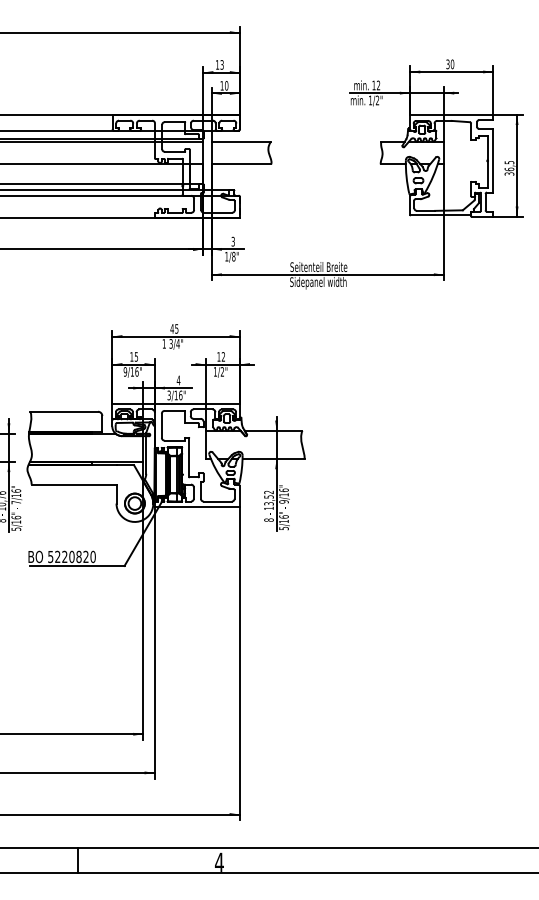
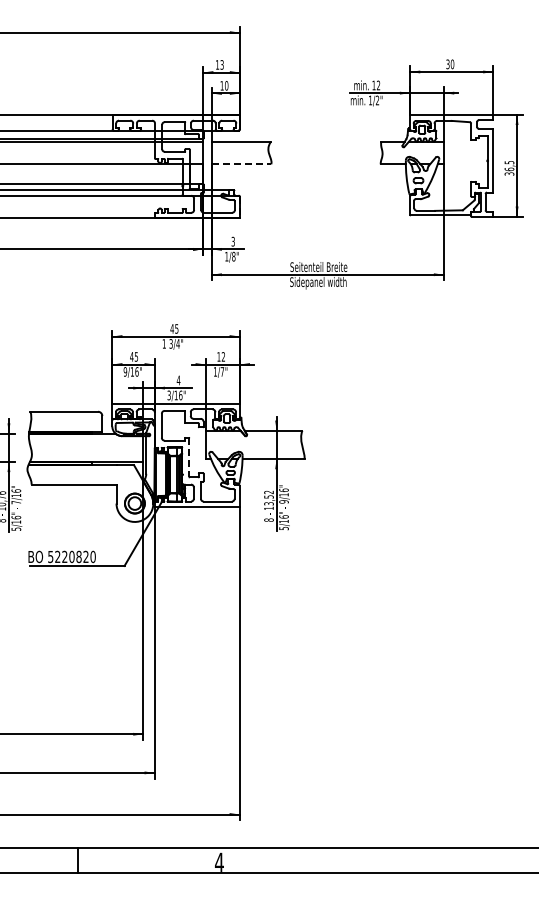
line: solid -> dashed (241, 164)
text: 15 -> 45 (131, 356)
text: 1/2" -> 1/7" (222, 371)
line: solid -> dashed (189, 458)
